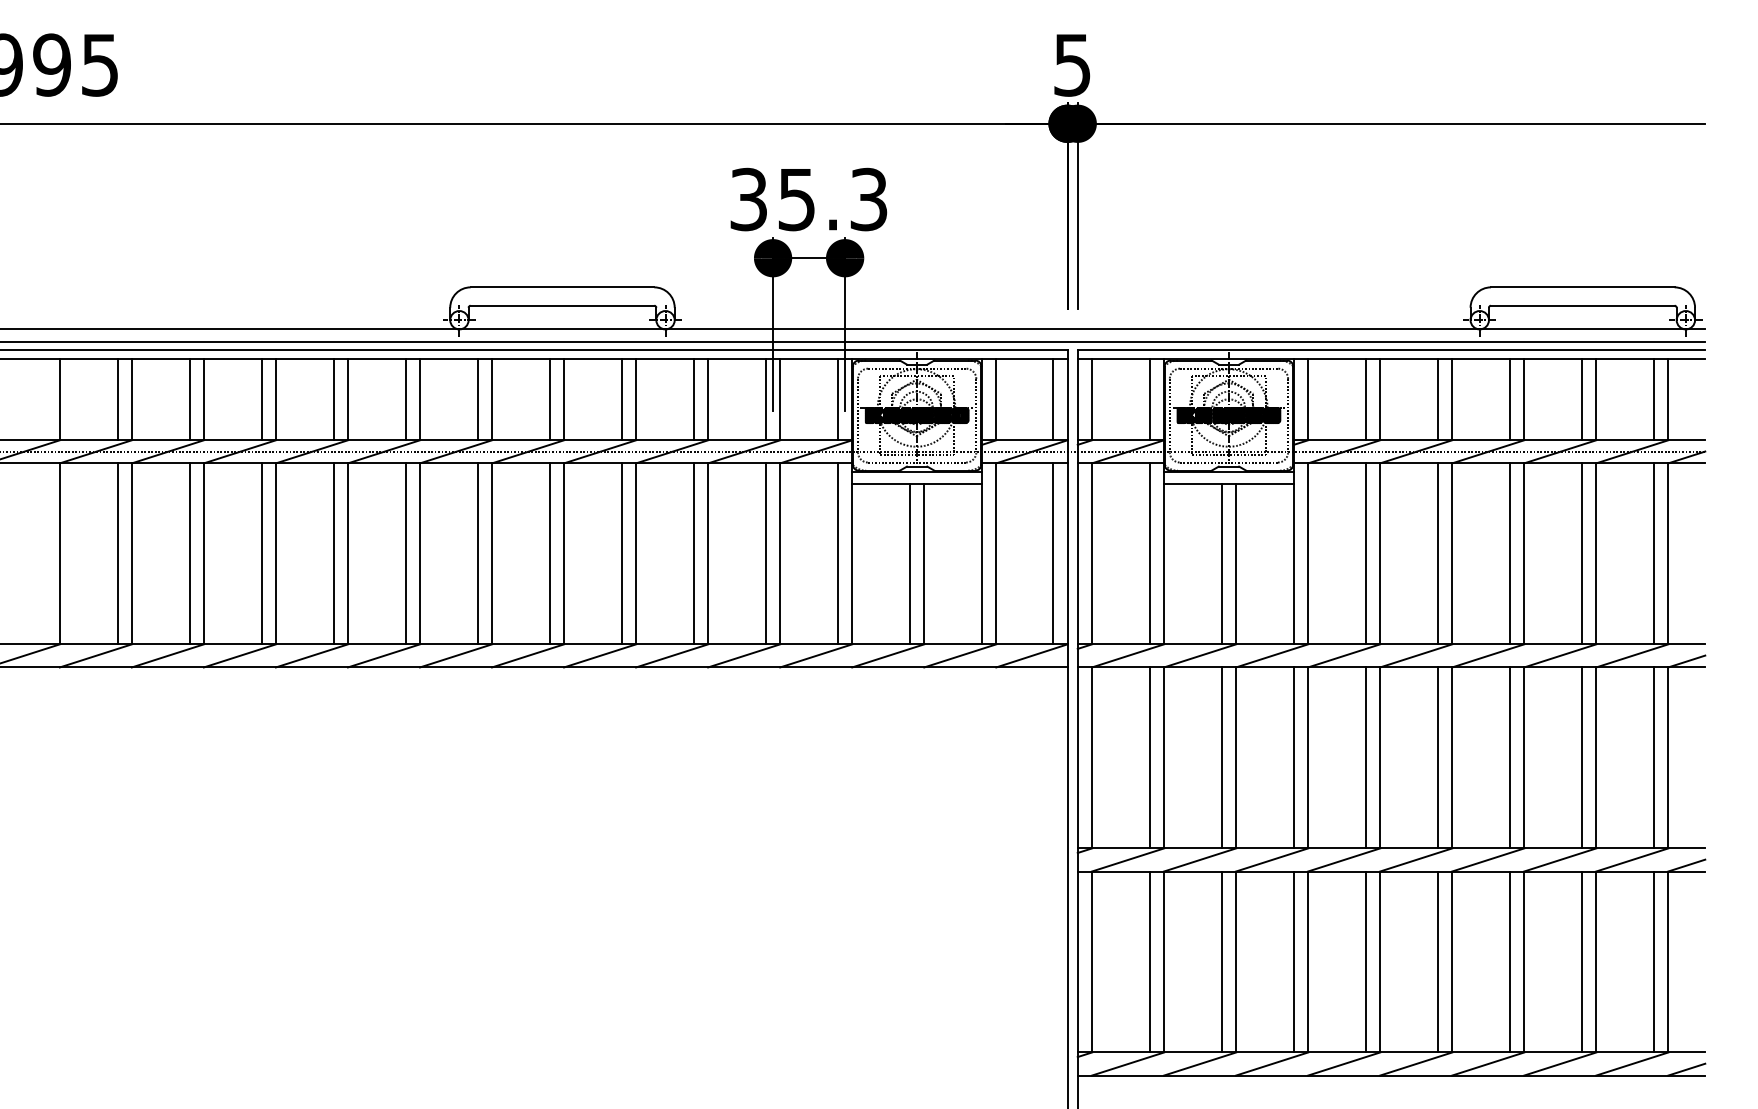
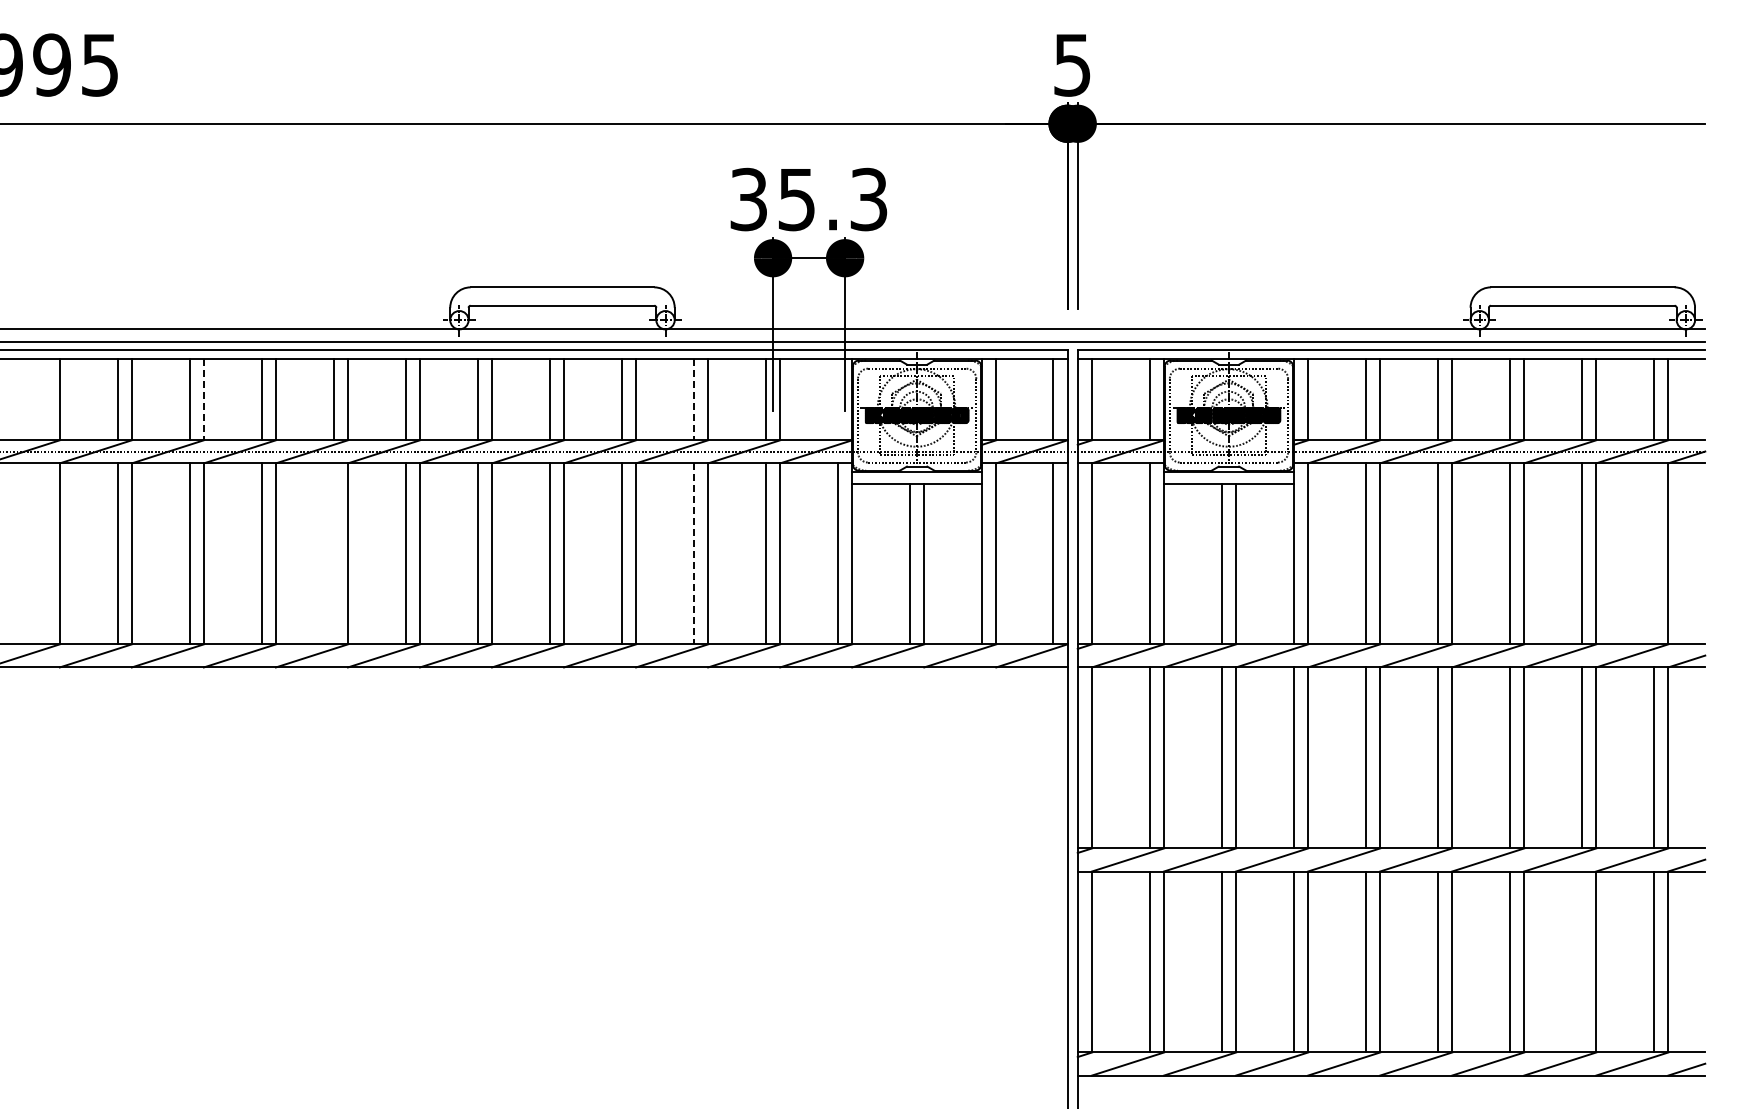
line: solid -> dashed (203, 399)
line: solid -> dashed (693, 399)
line: present -> none (837, 399)
line: present -> none (333, 553)
line: present -> none (1654, 553)
line: solid -> dashed (693, 554)
line: present -> none (1582, 961)
